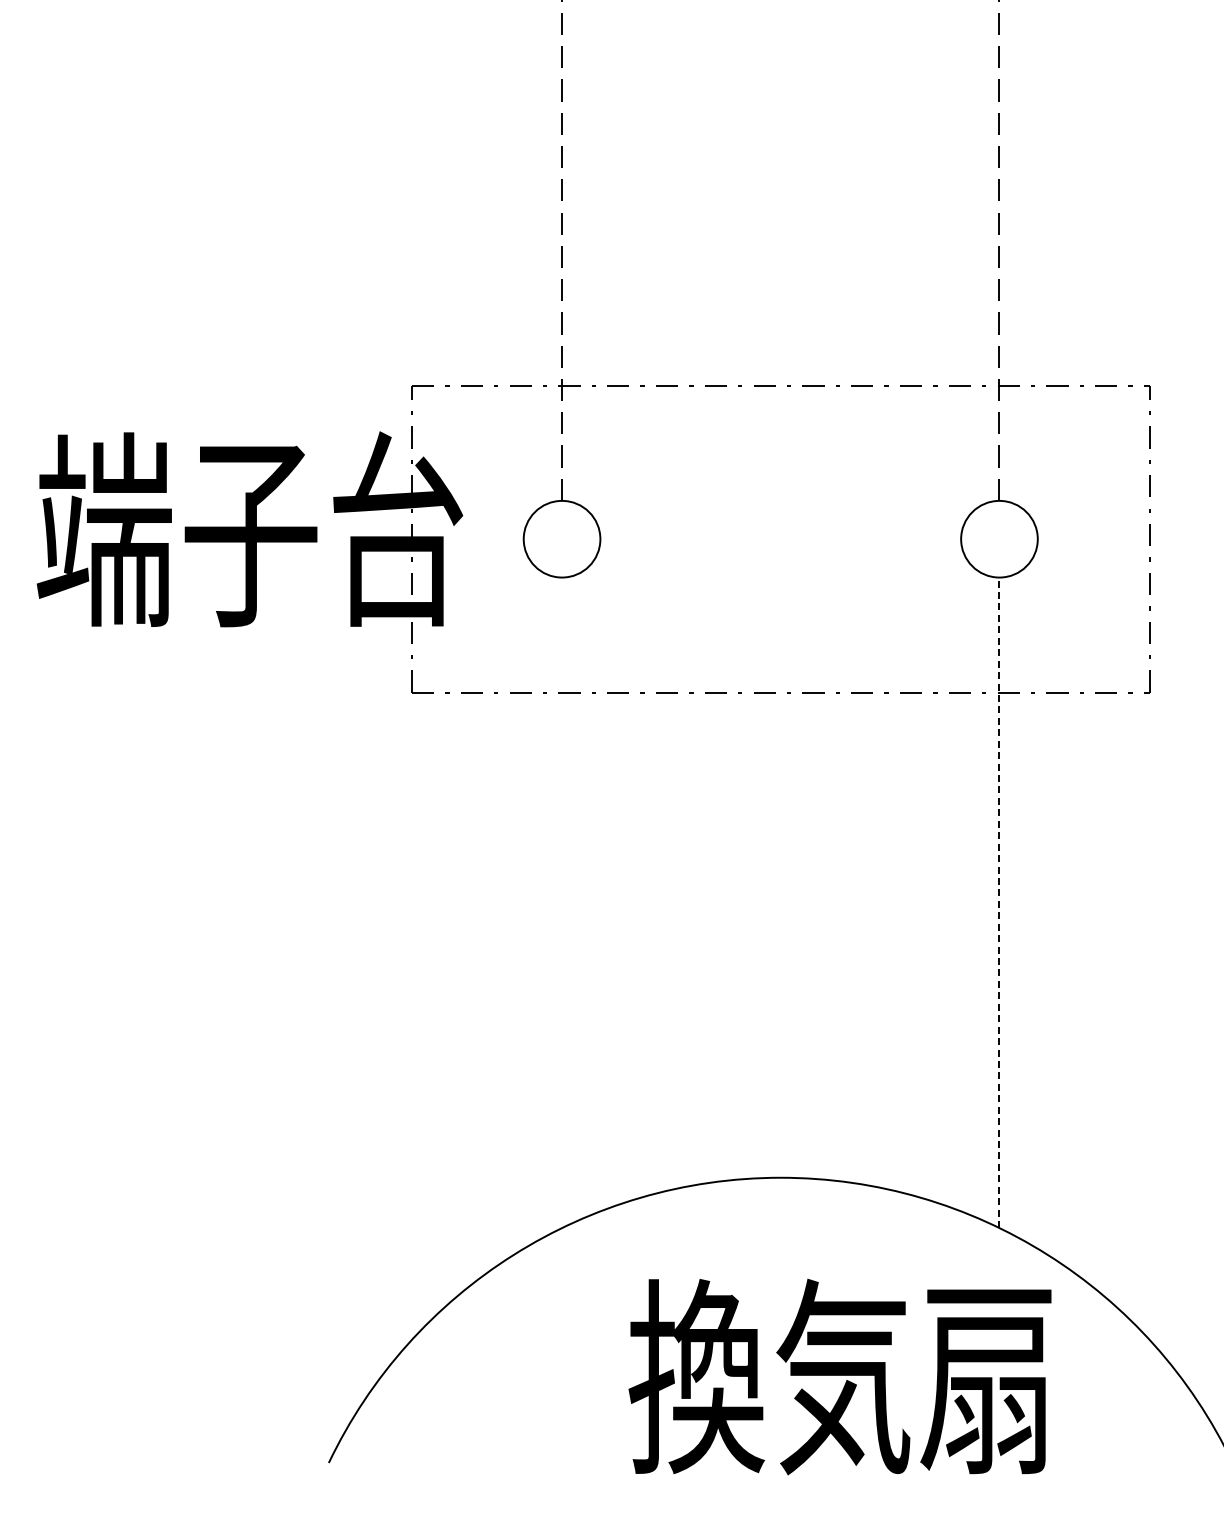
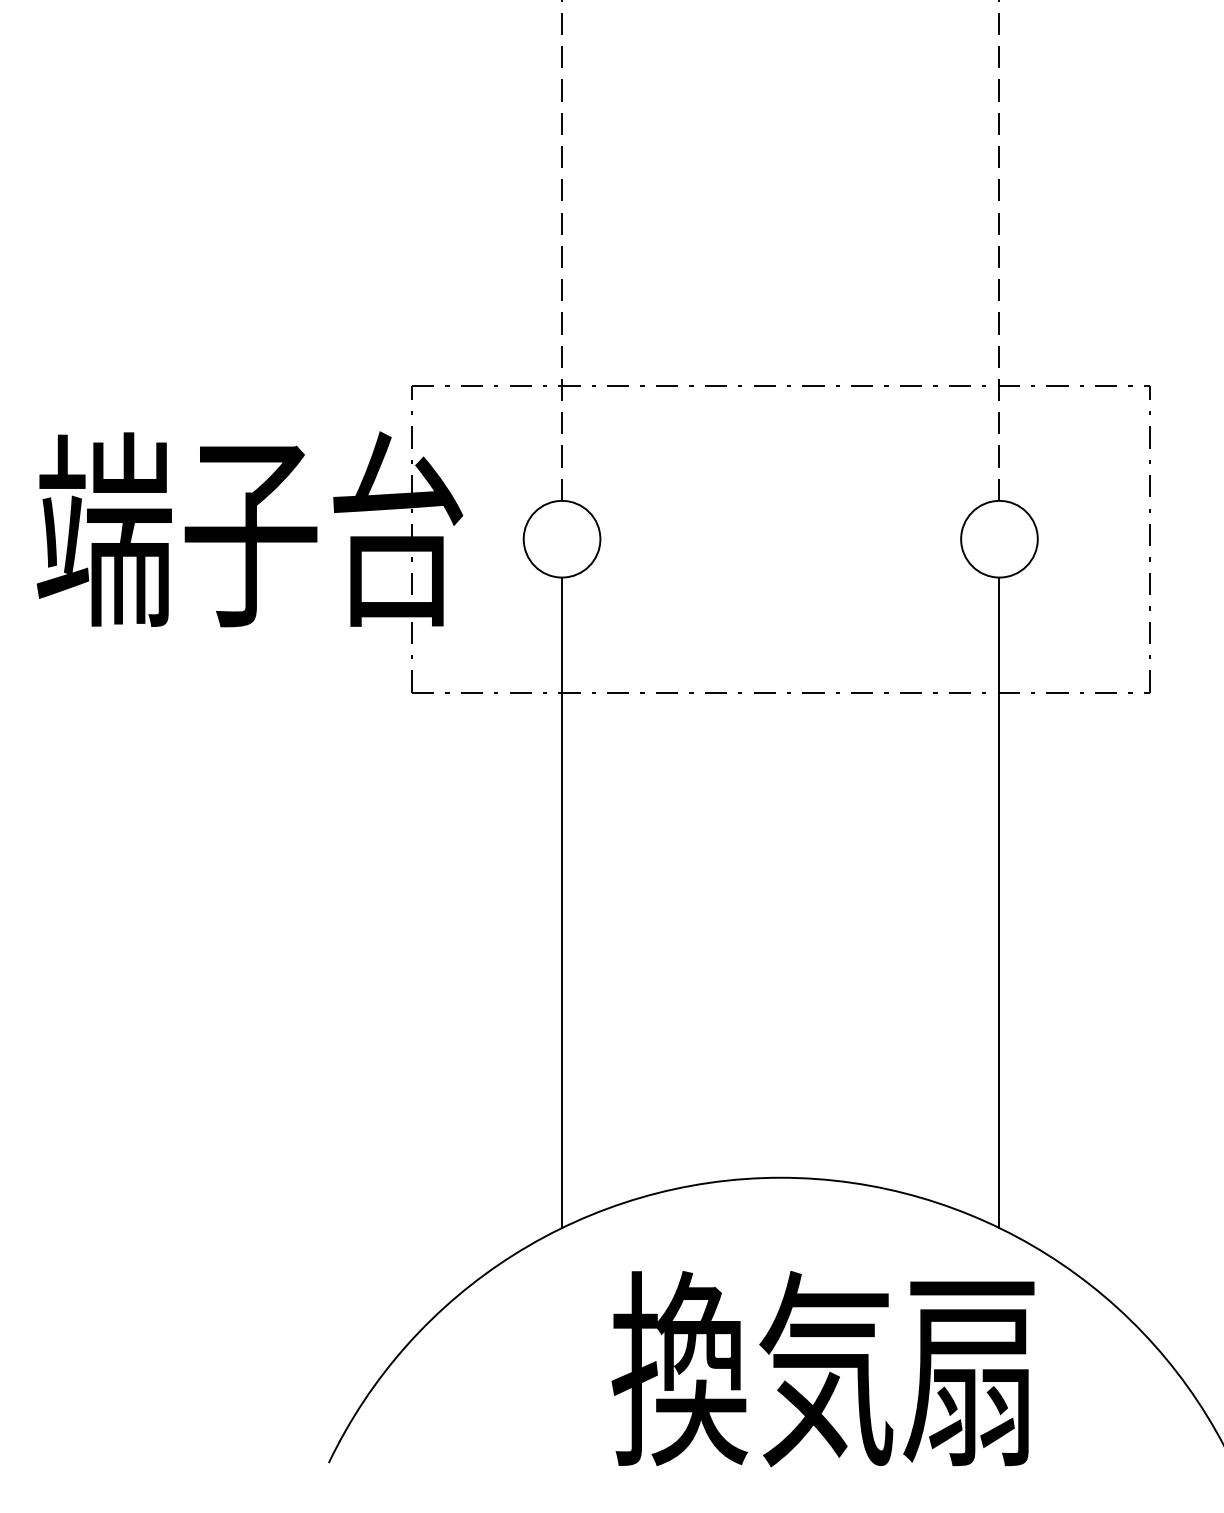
line: none -> present (562, 902)
line: dashed -> solid (999, 902)
text position: (839, 1376) -> (822, 1368) (822, 1368)
